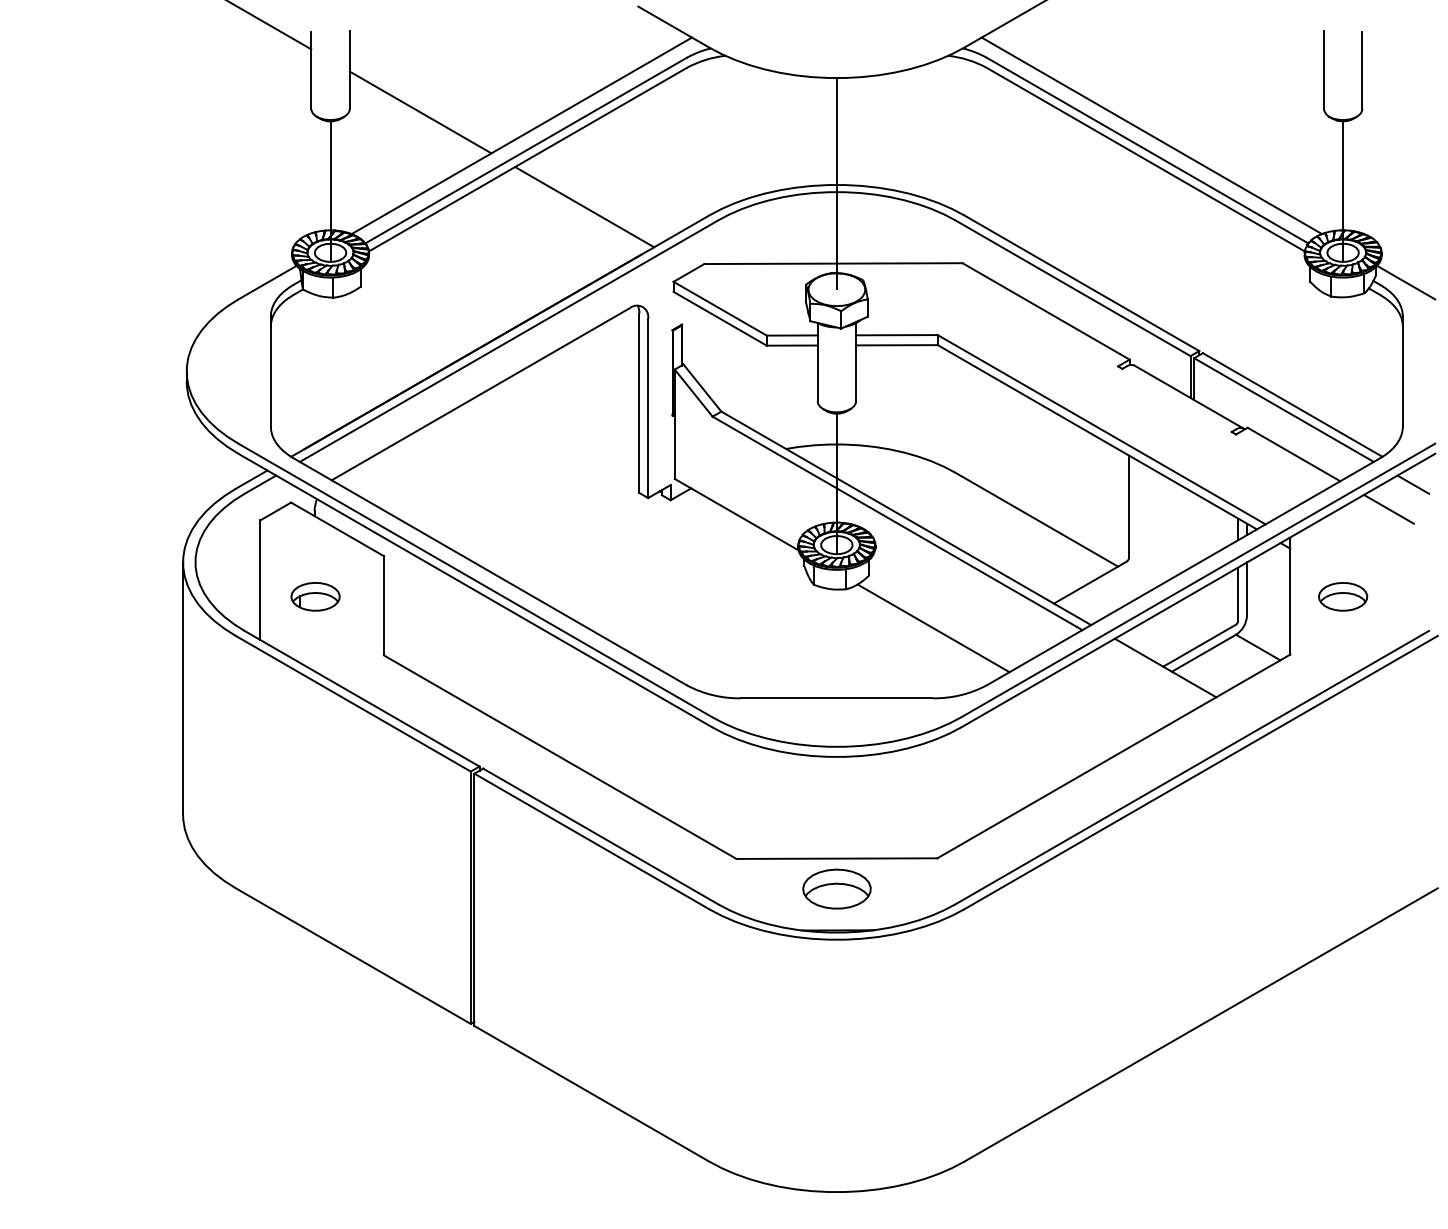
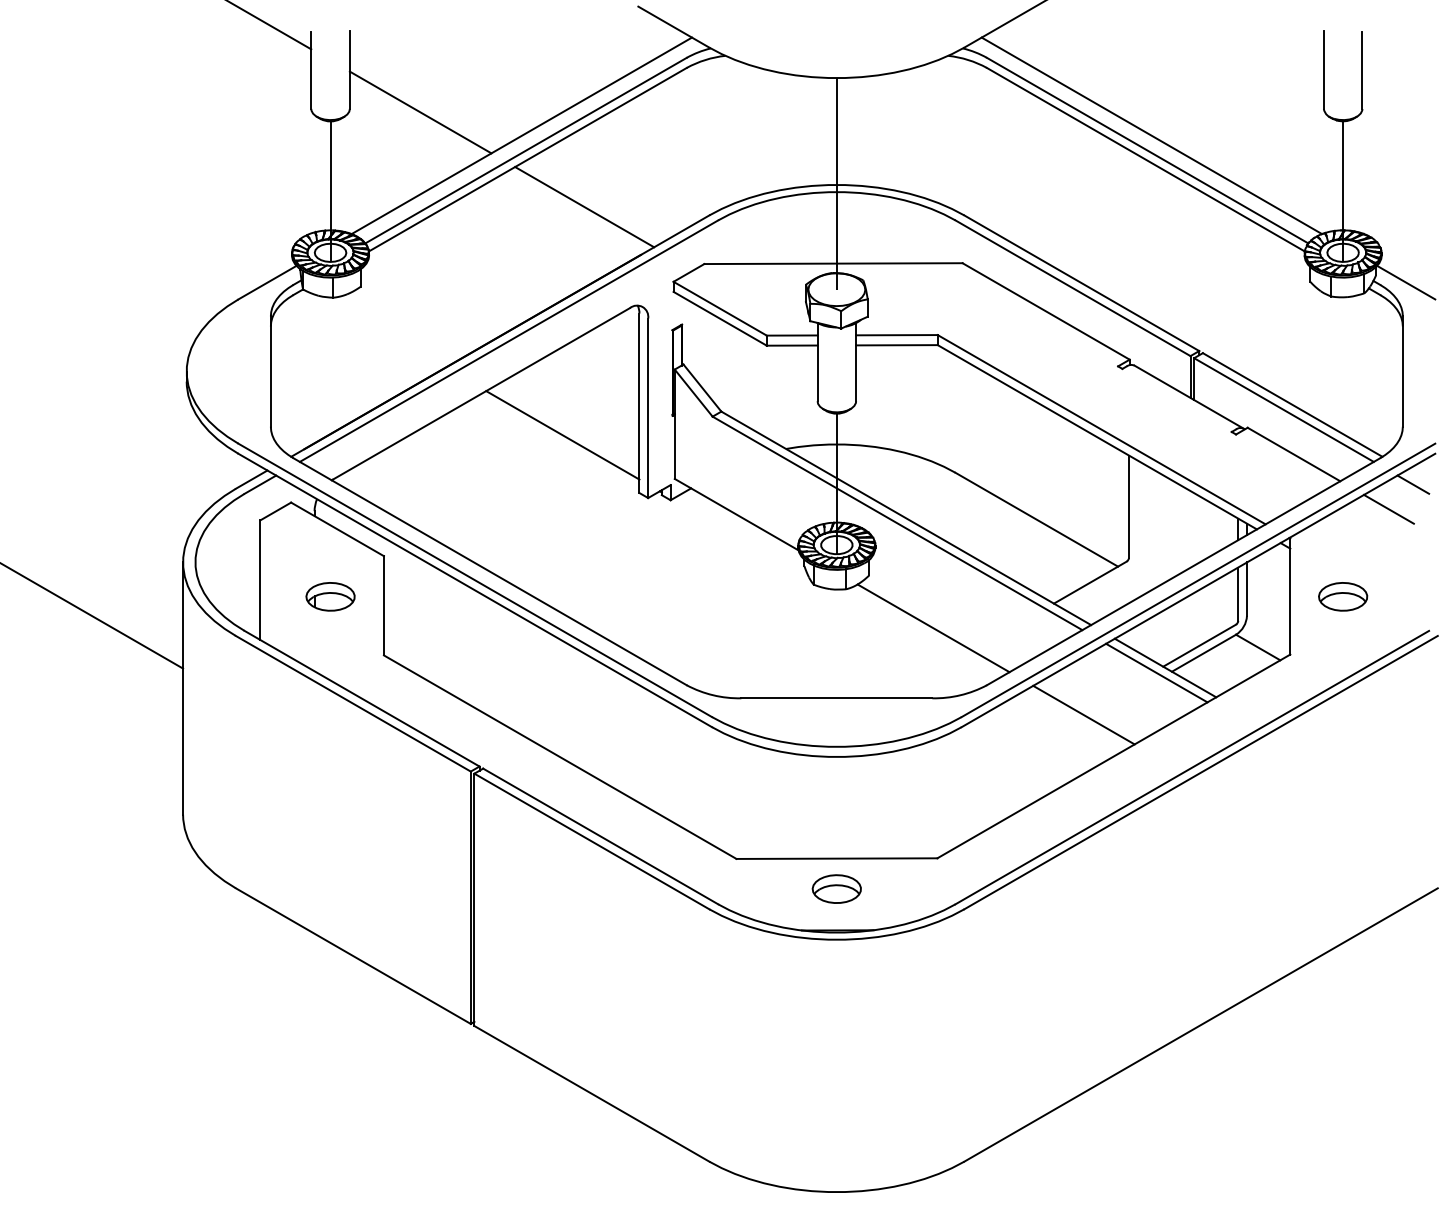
line: none -> present (562, 435)
part position: (315, 596) -> (330, 596) (330, 596)
line: none -> present (92, 616)
line: none -> present (1156, 672)
line: none -> present (1083, 714)
part size: 70x42 px -> 51x30 px (836, 888)
